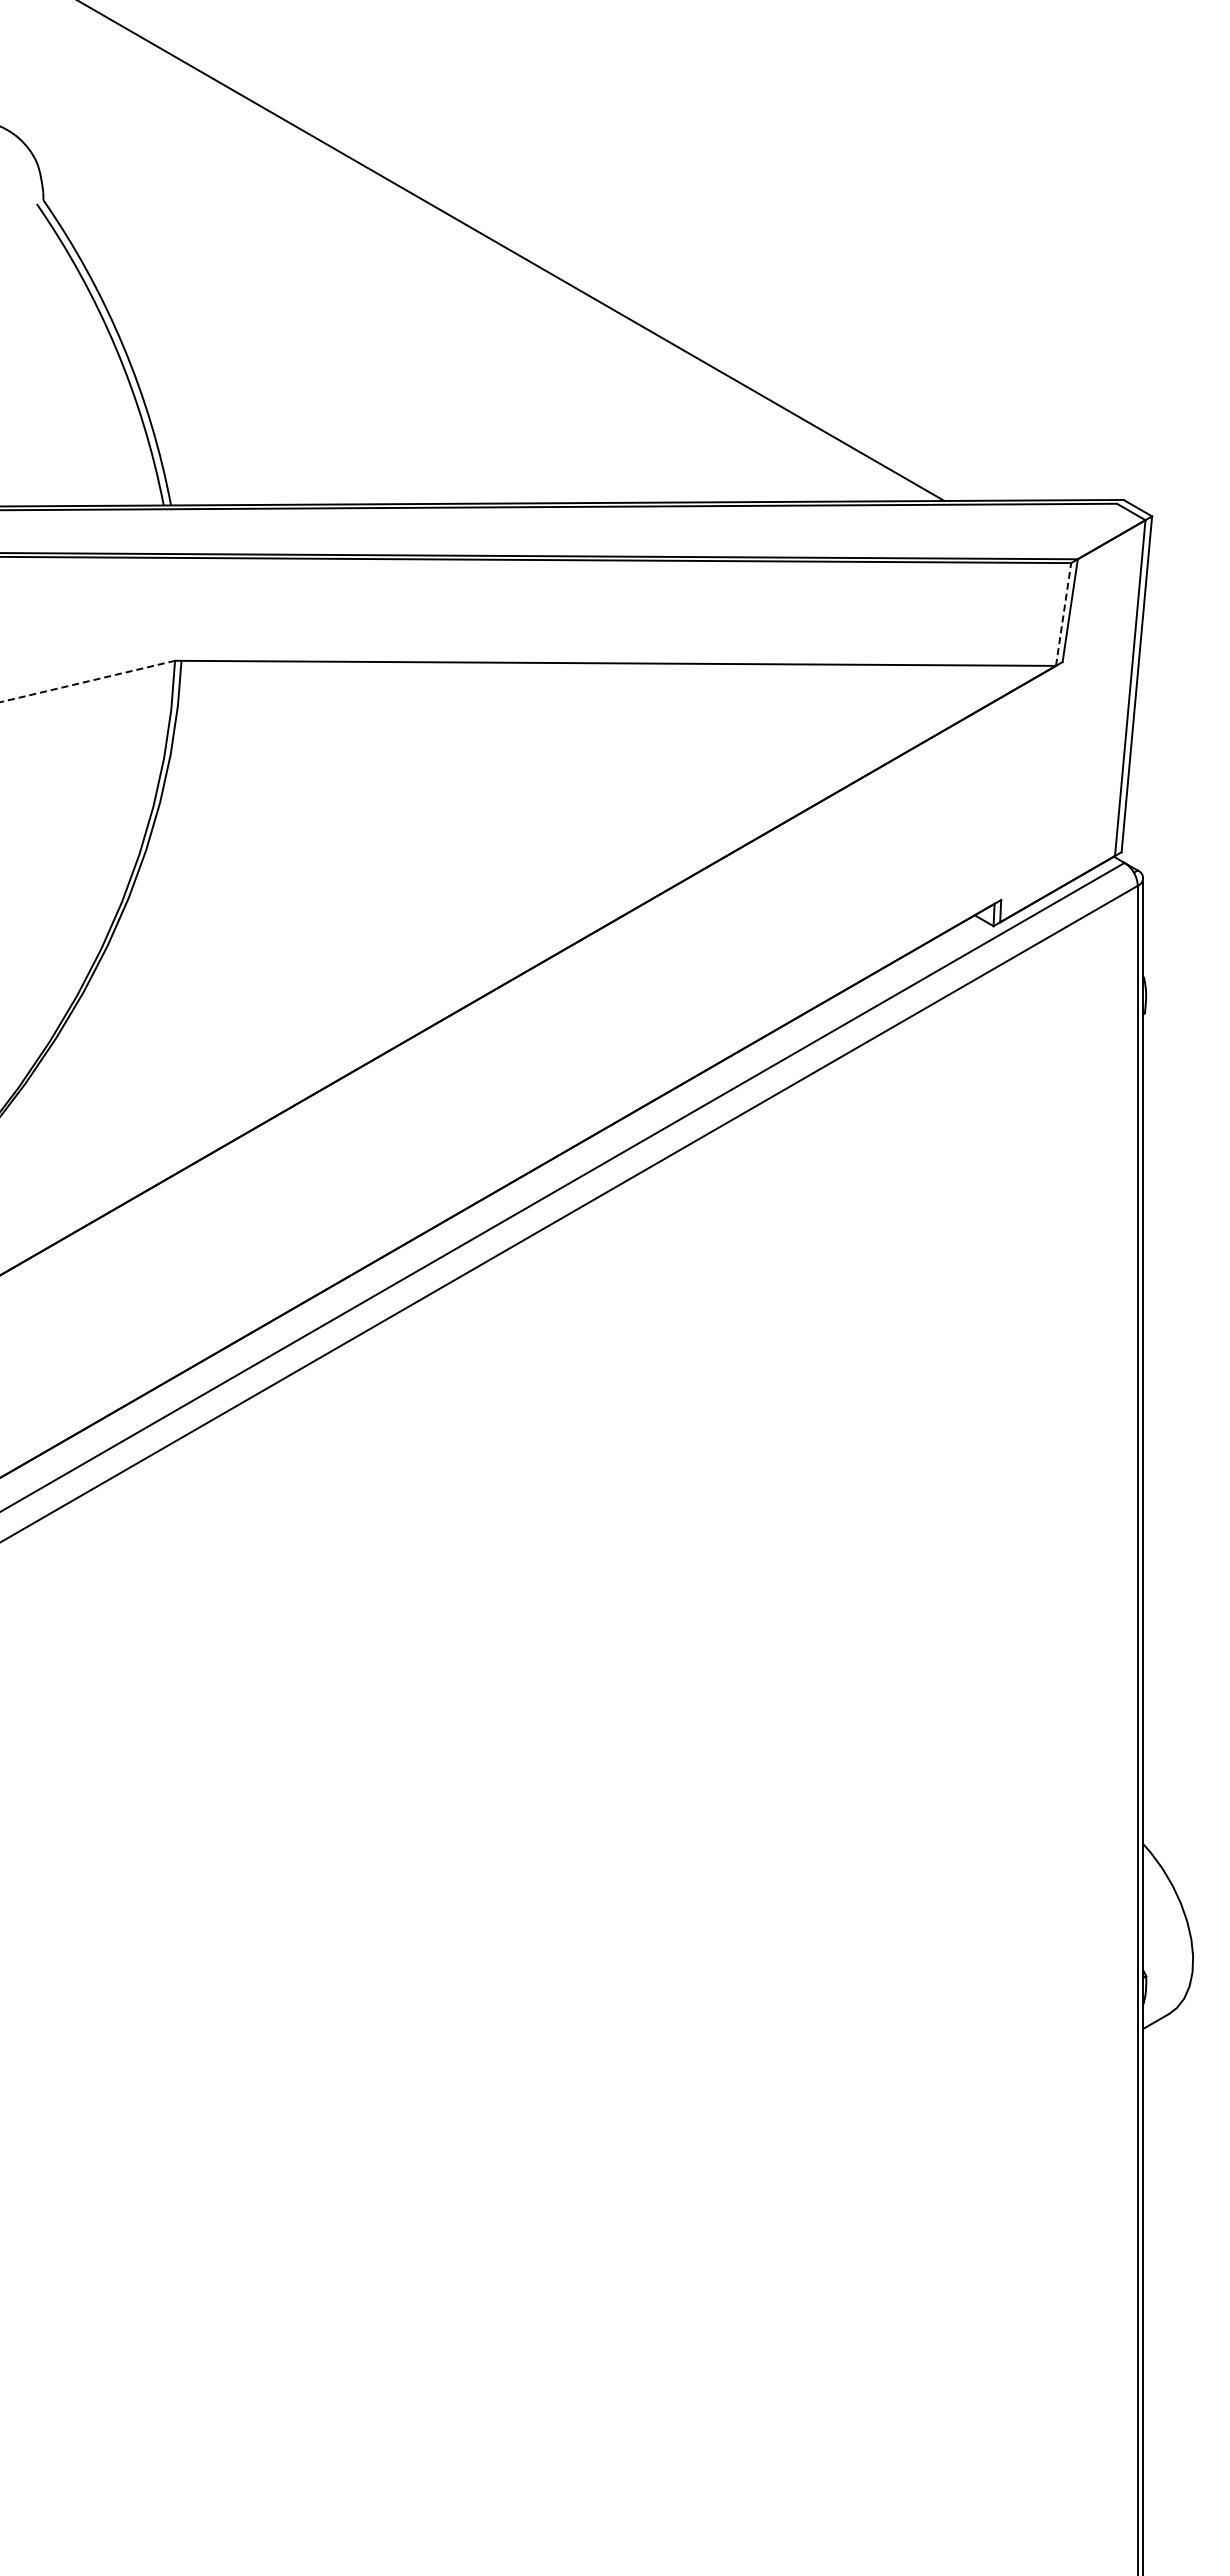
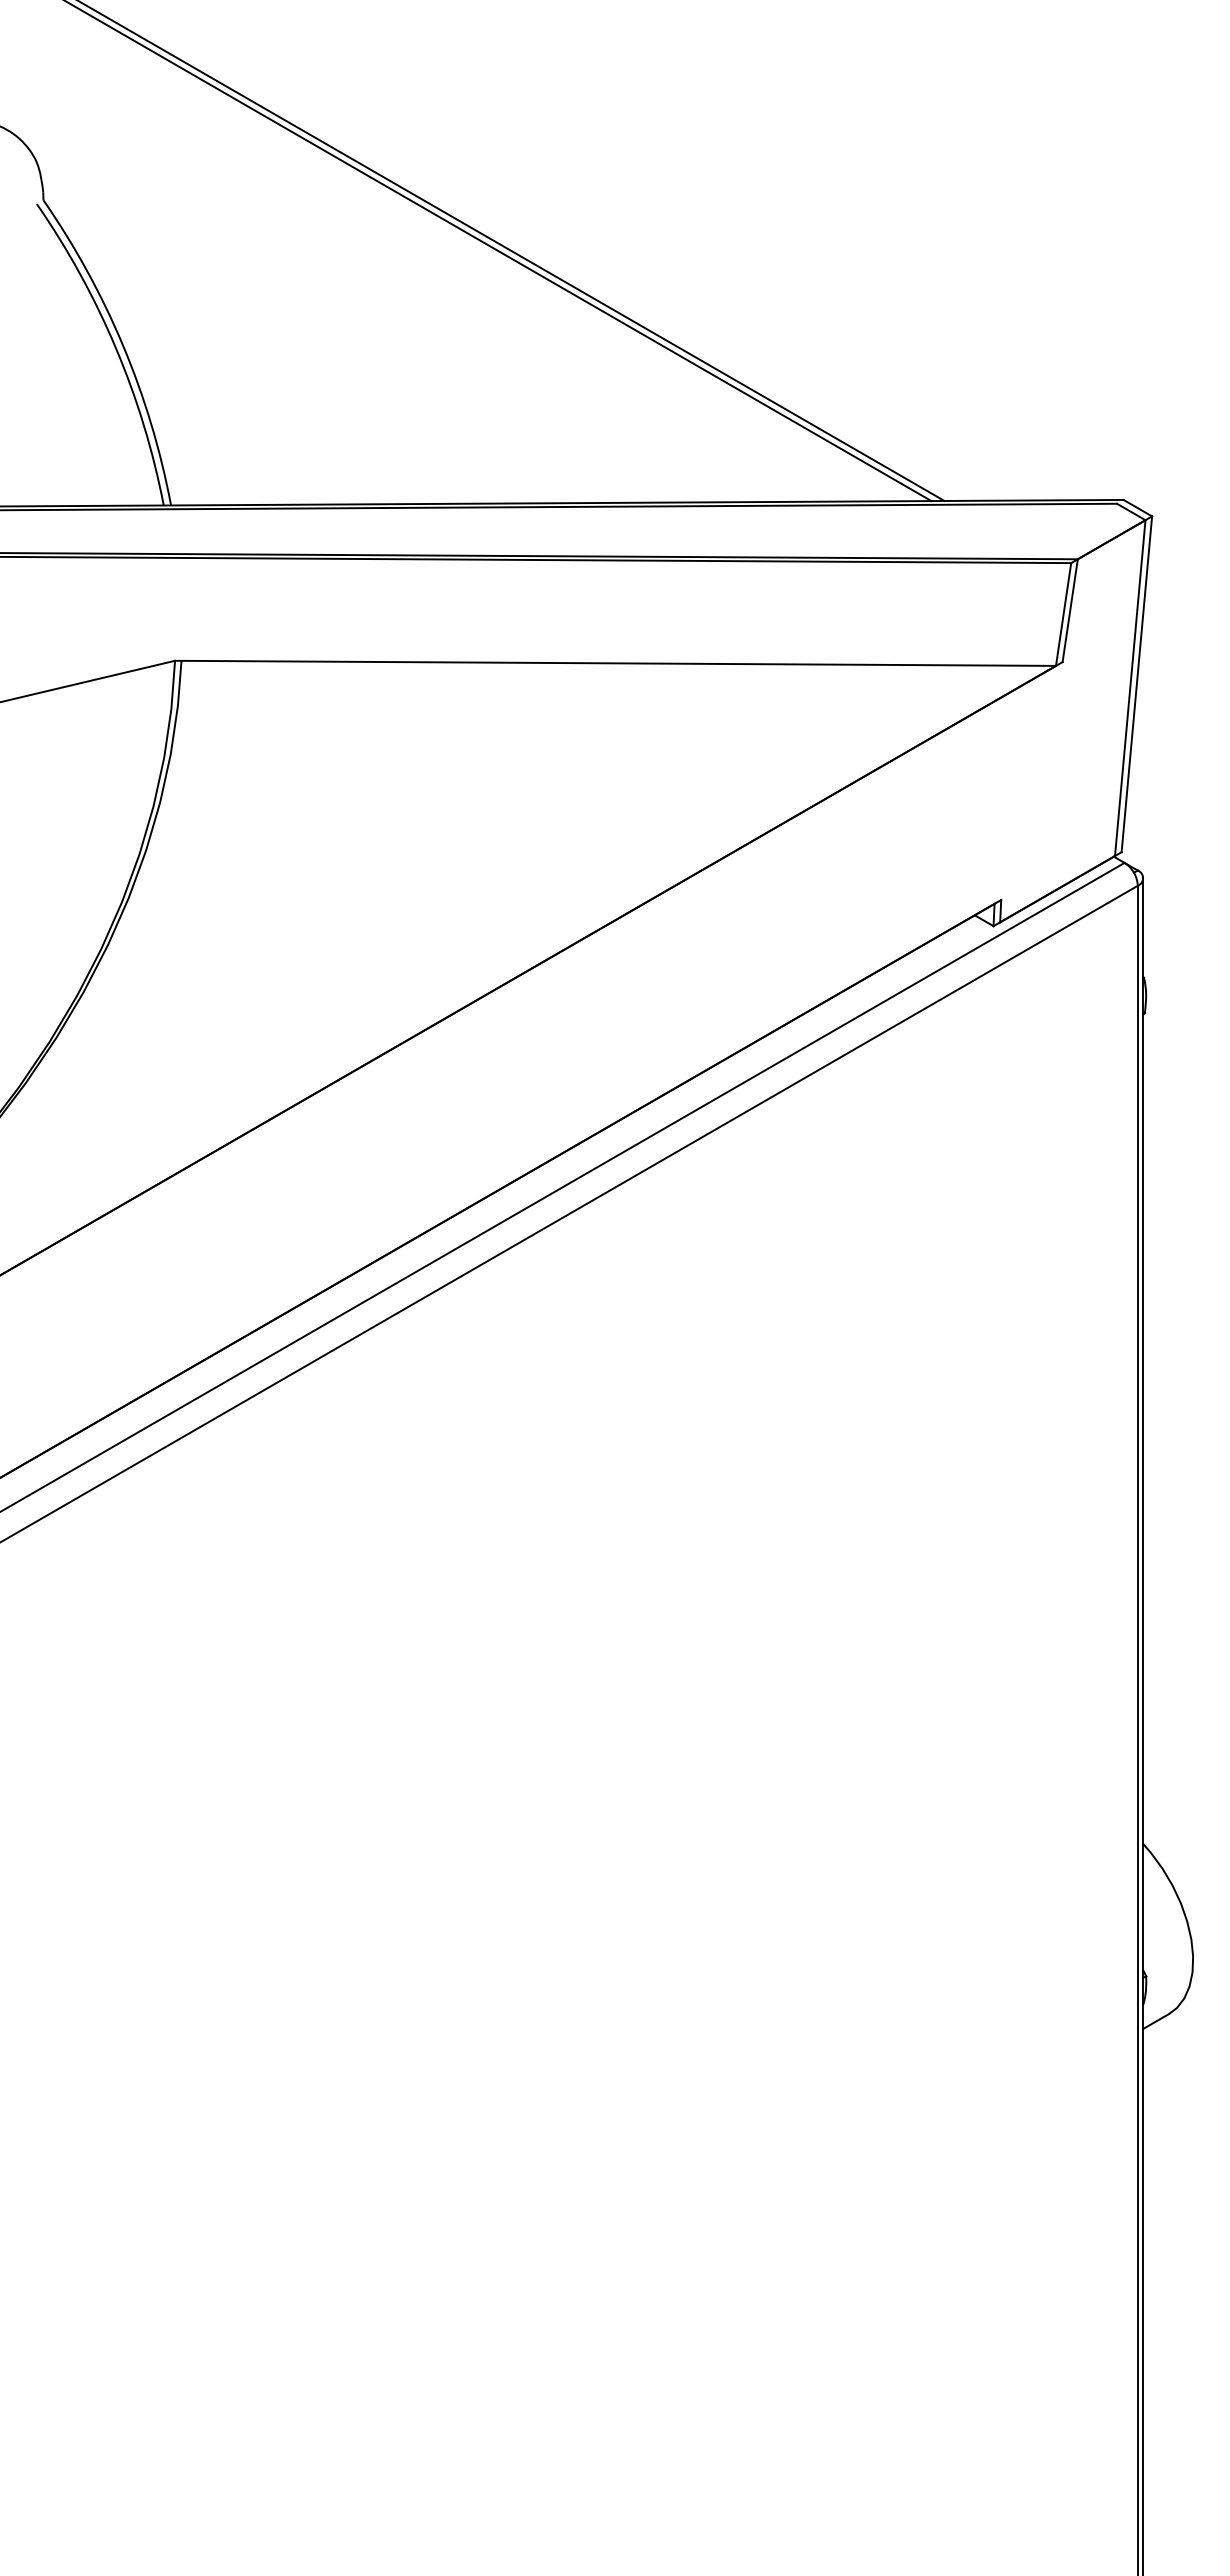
line: none -> present (498, 251)
line: dashed -> solid (1063, 614)
line: dashed -> solid (87, 681)
